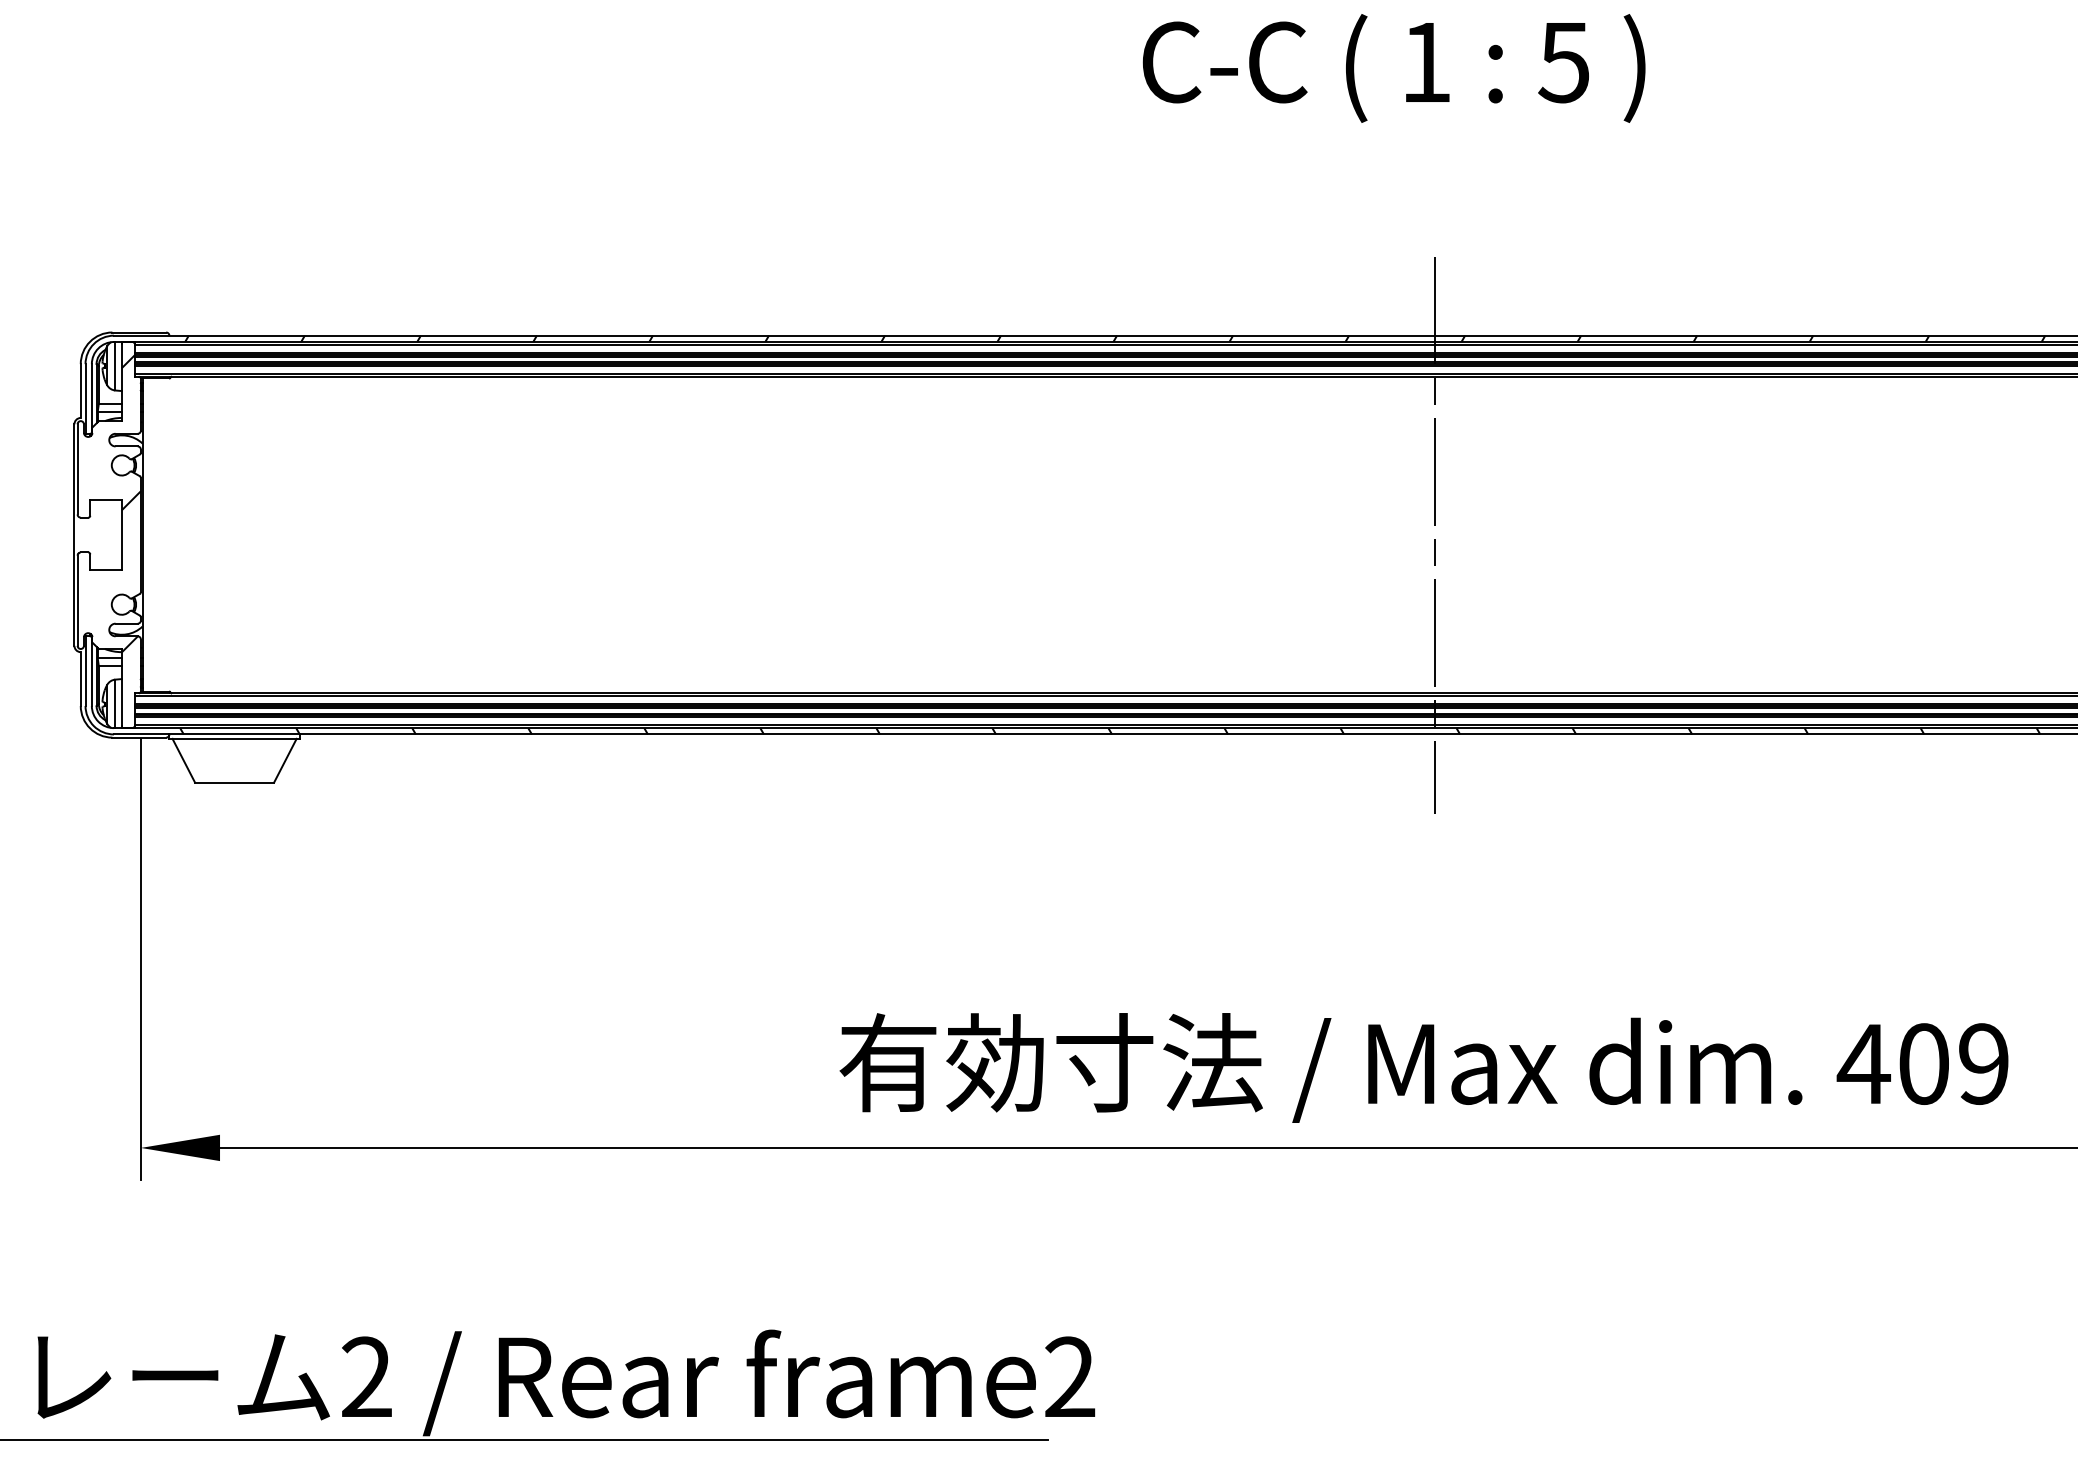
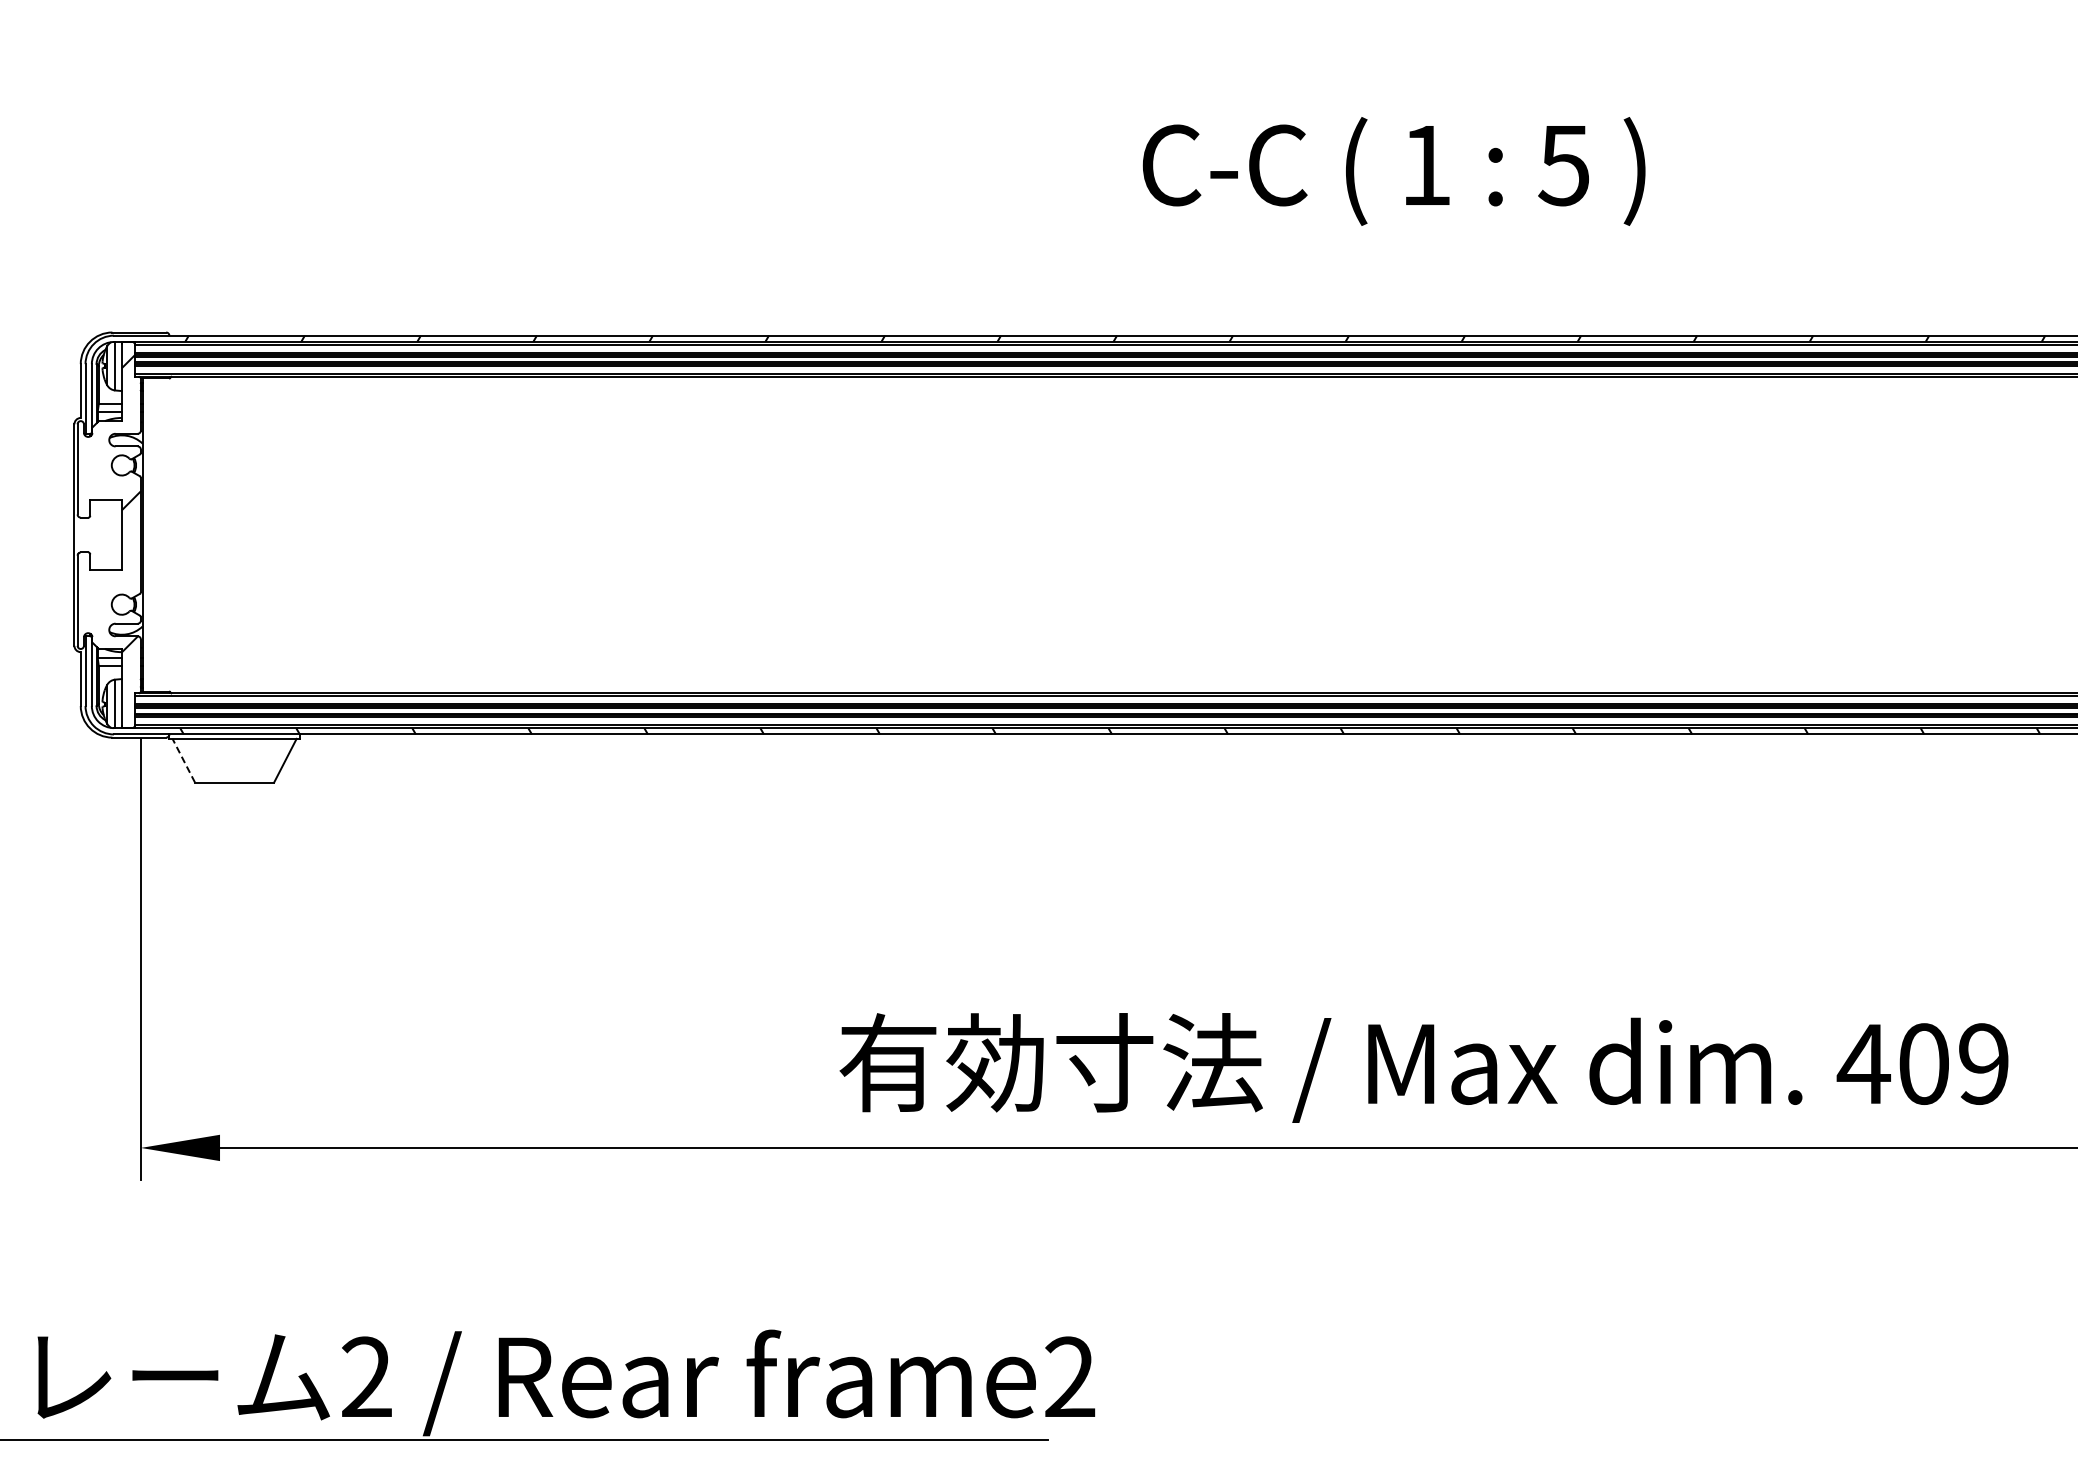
text position: (1393, 68) -> (1393, 171) (1393, 171)
line: present -> none (1435, 534)
line: solid -> dashed (183, 760)
